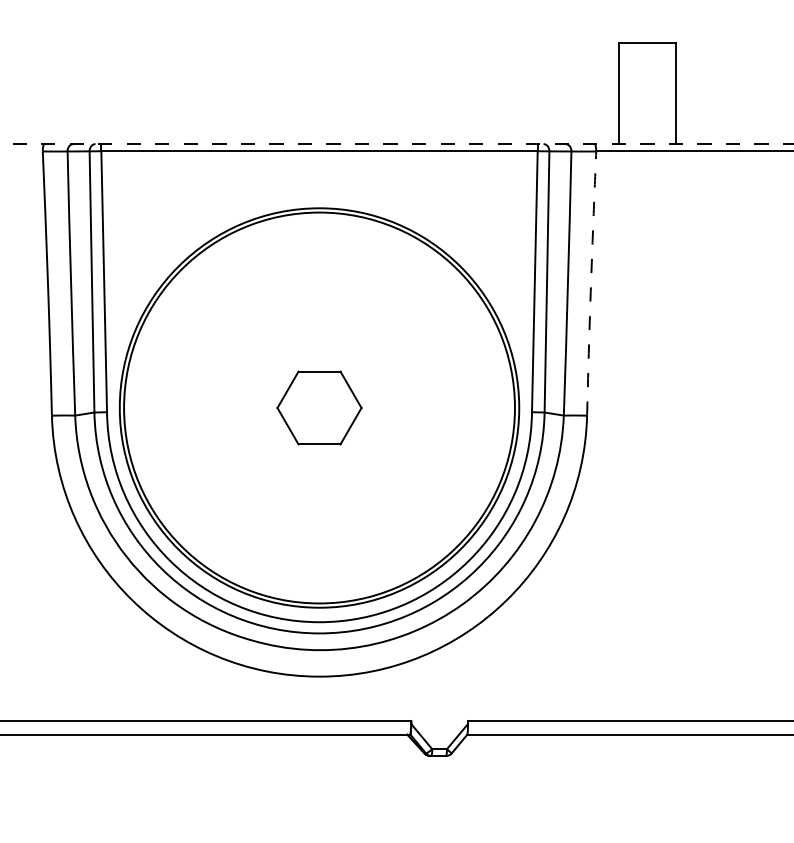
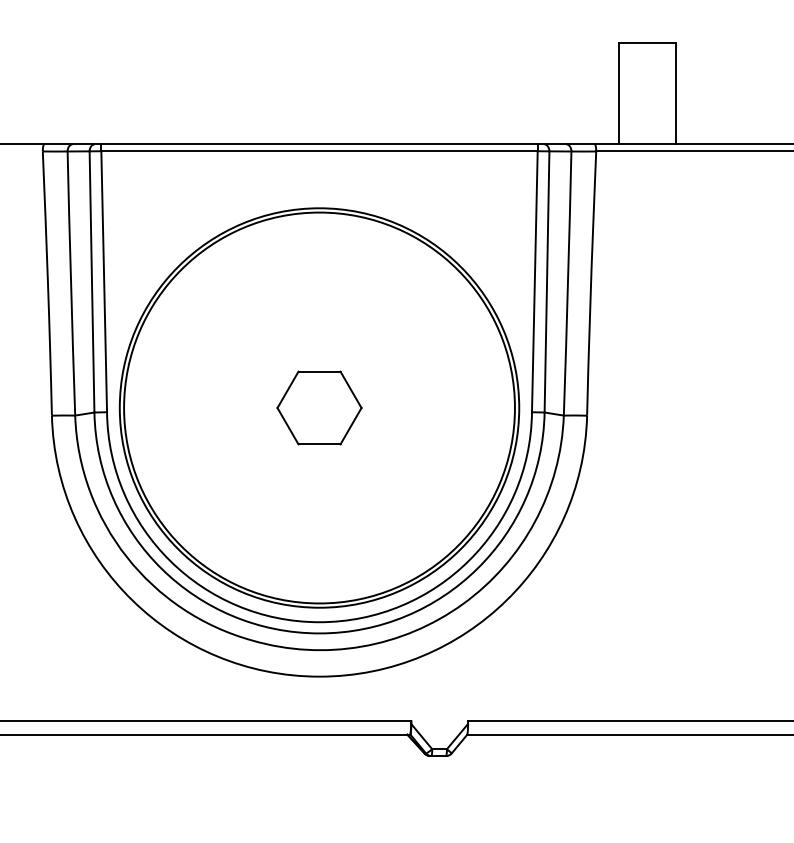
line: dashed -> solid (397, 144)
line: dashed -> solid (591, 280)
